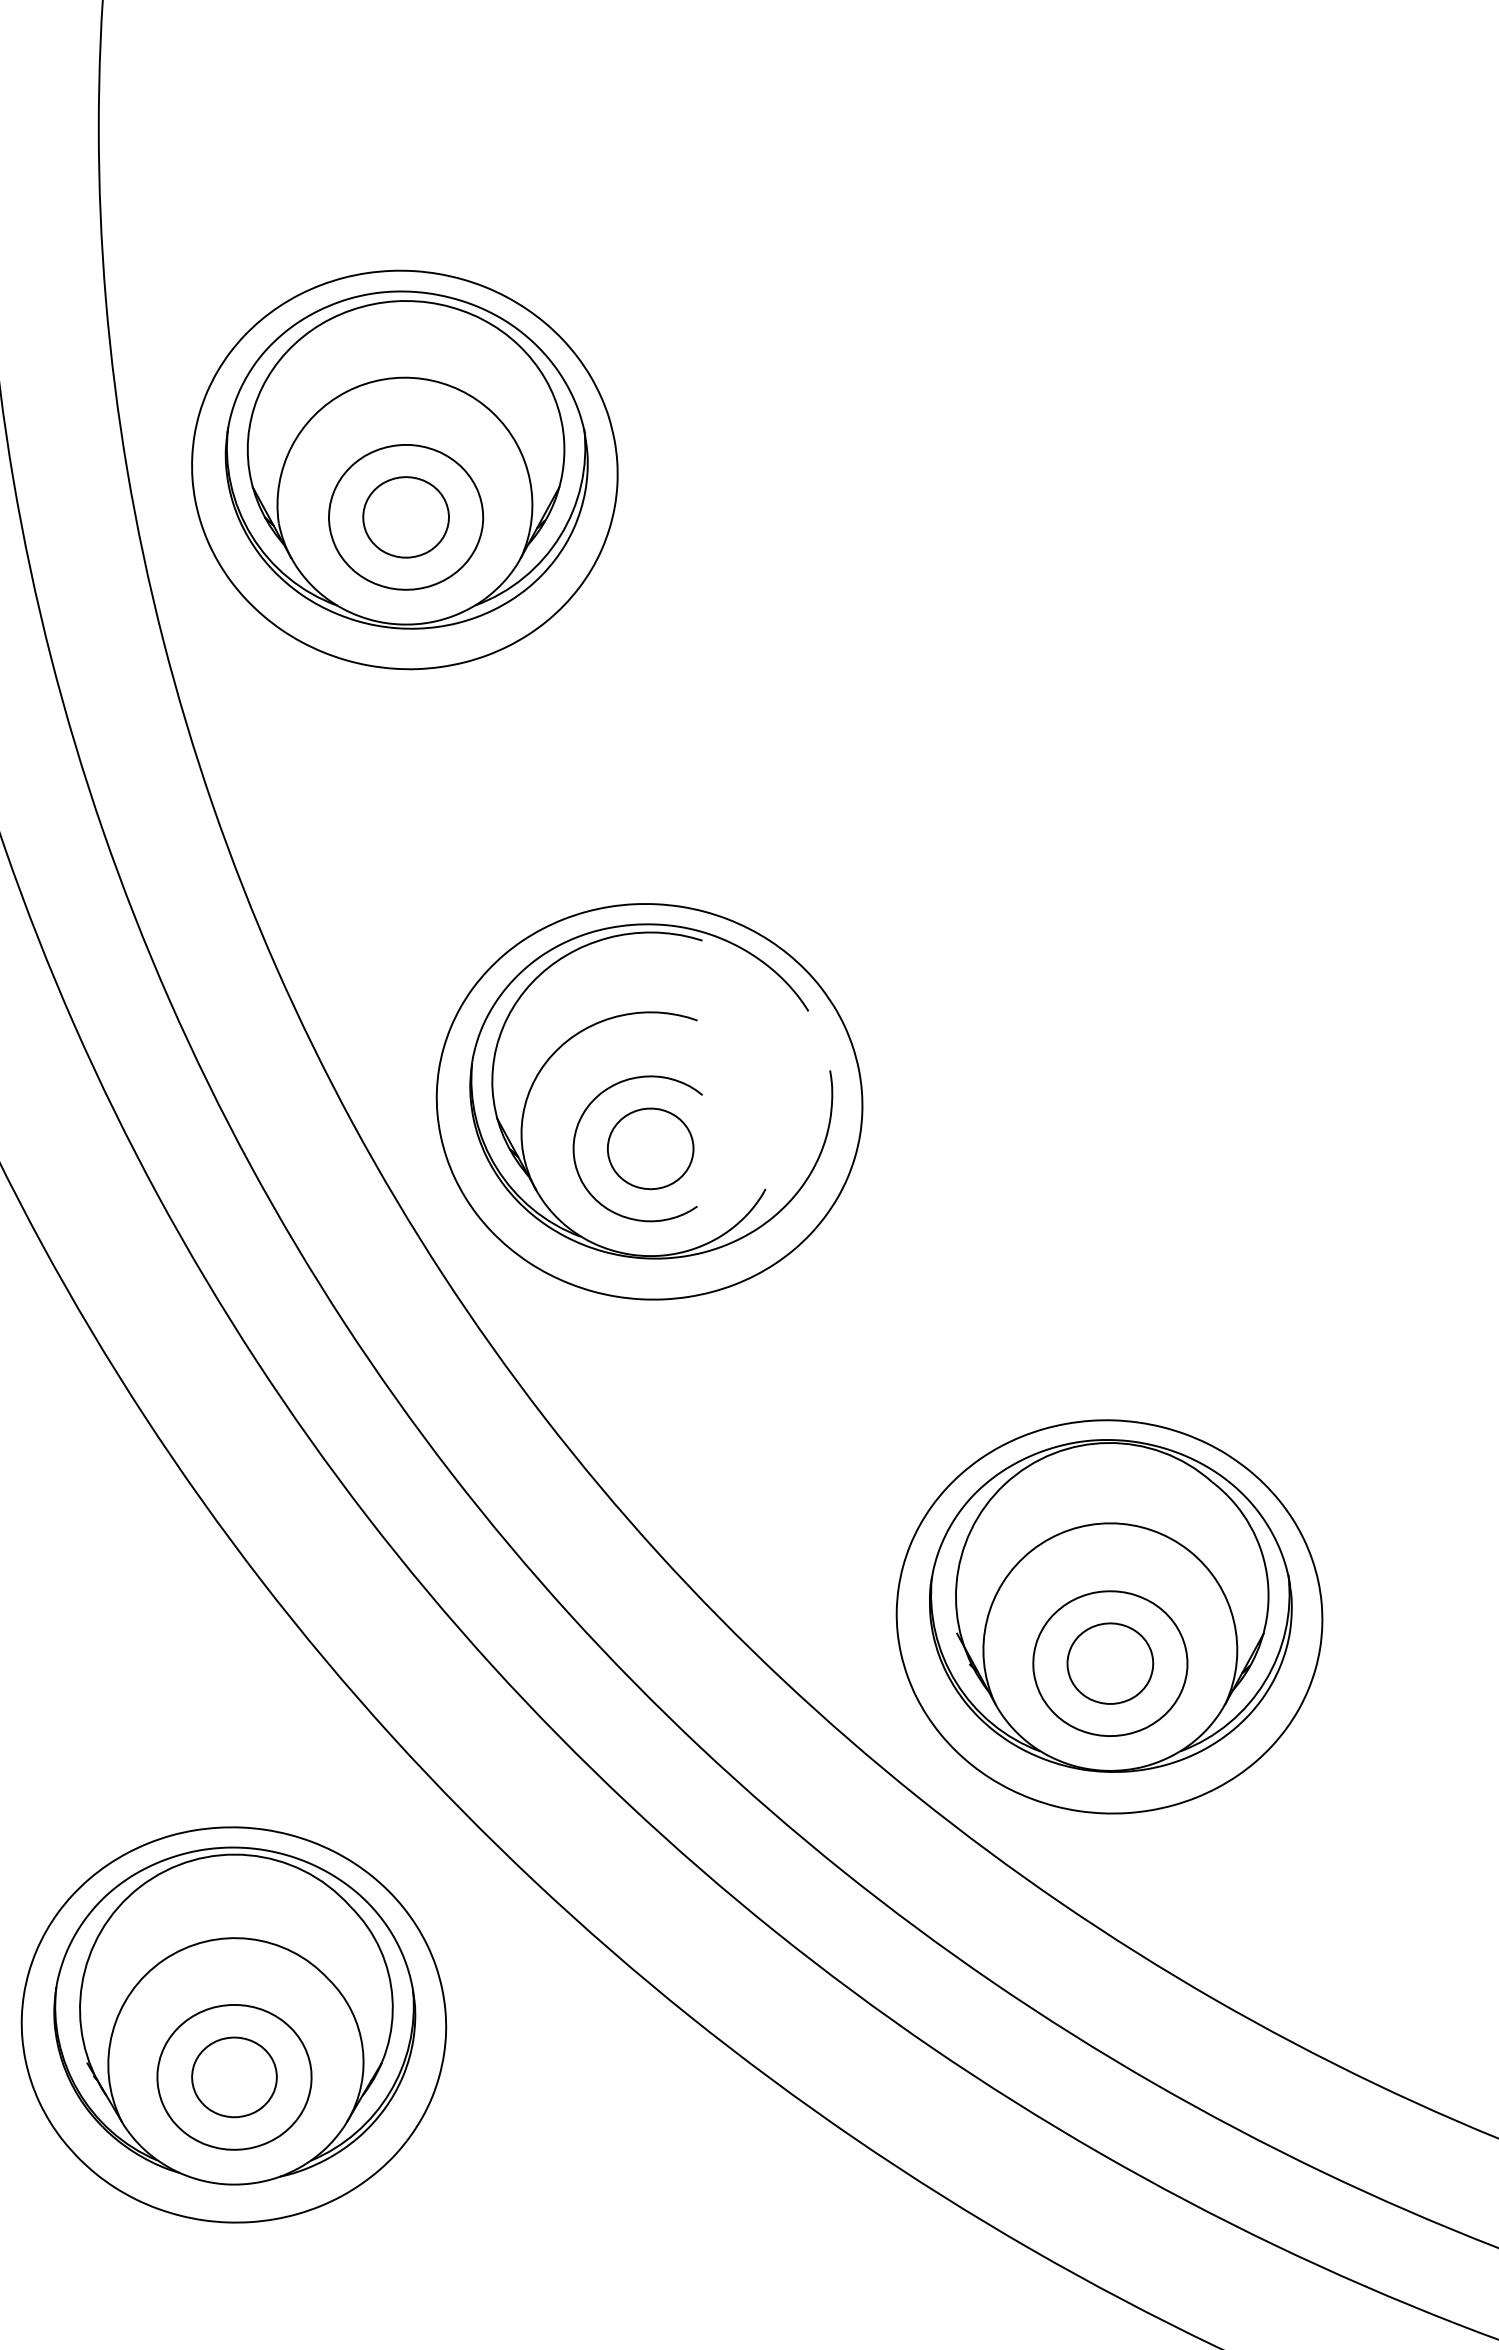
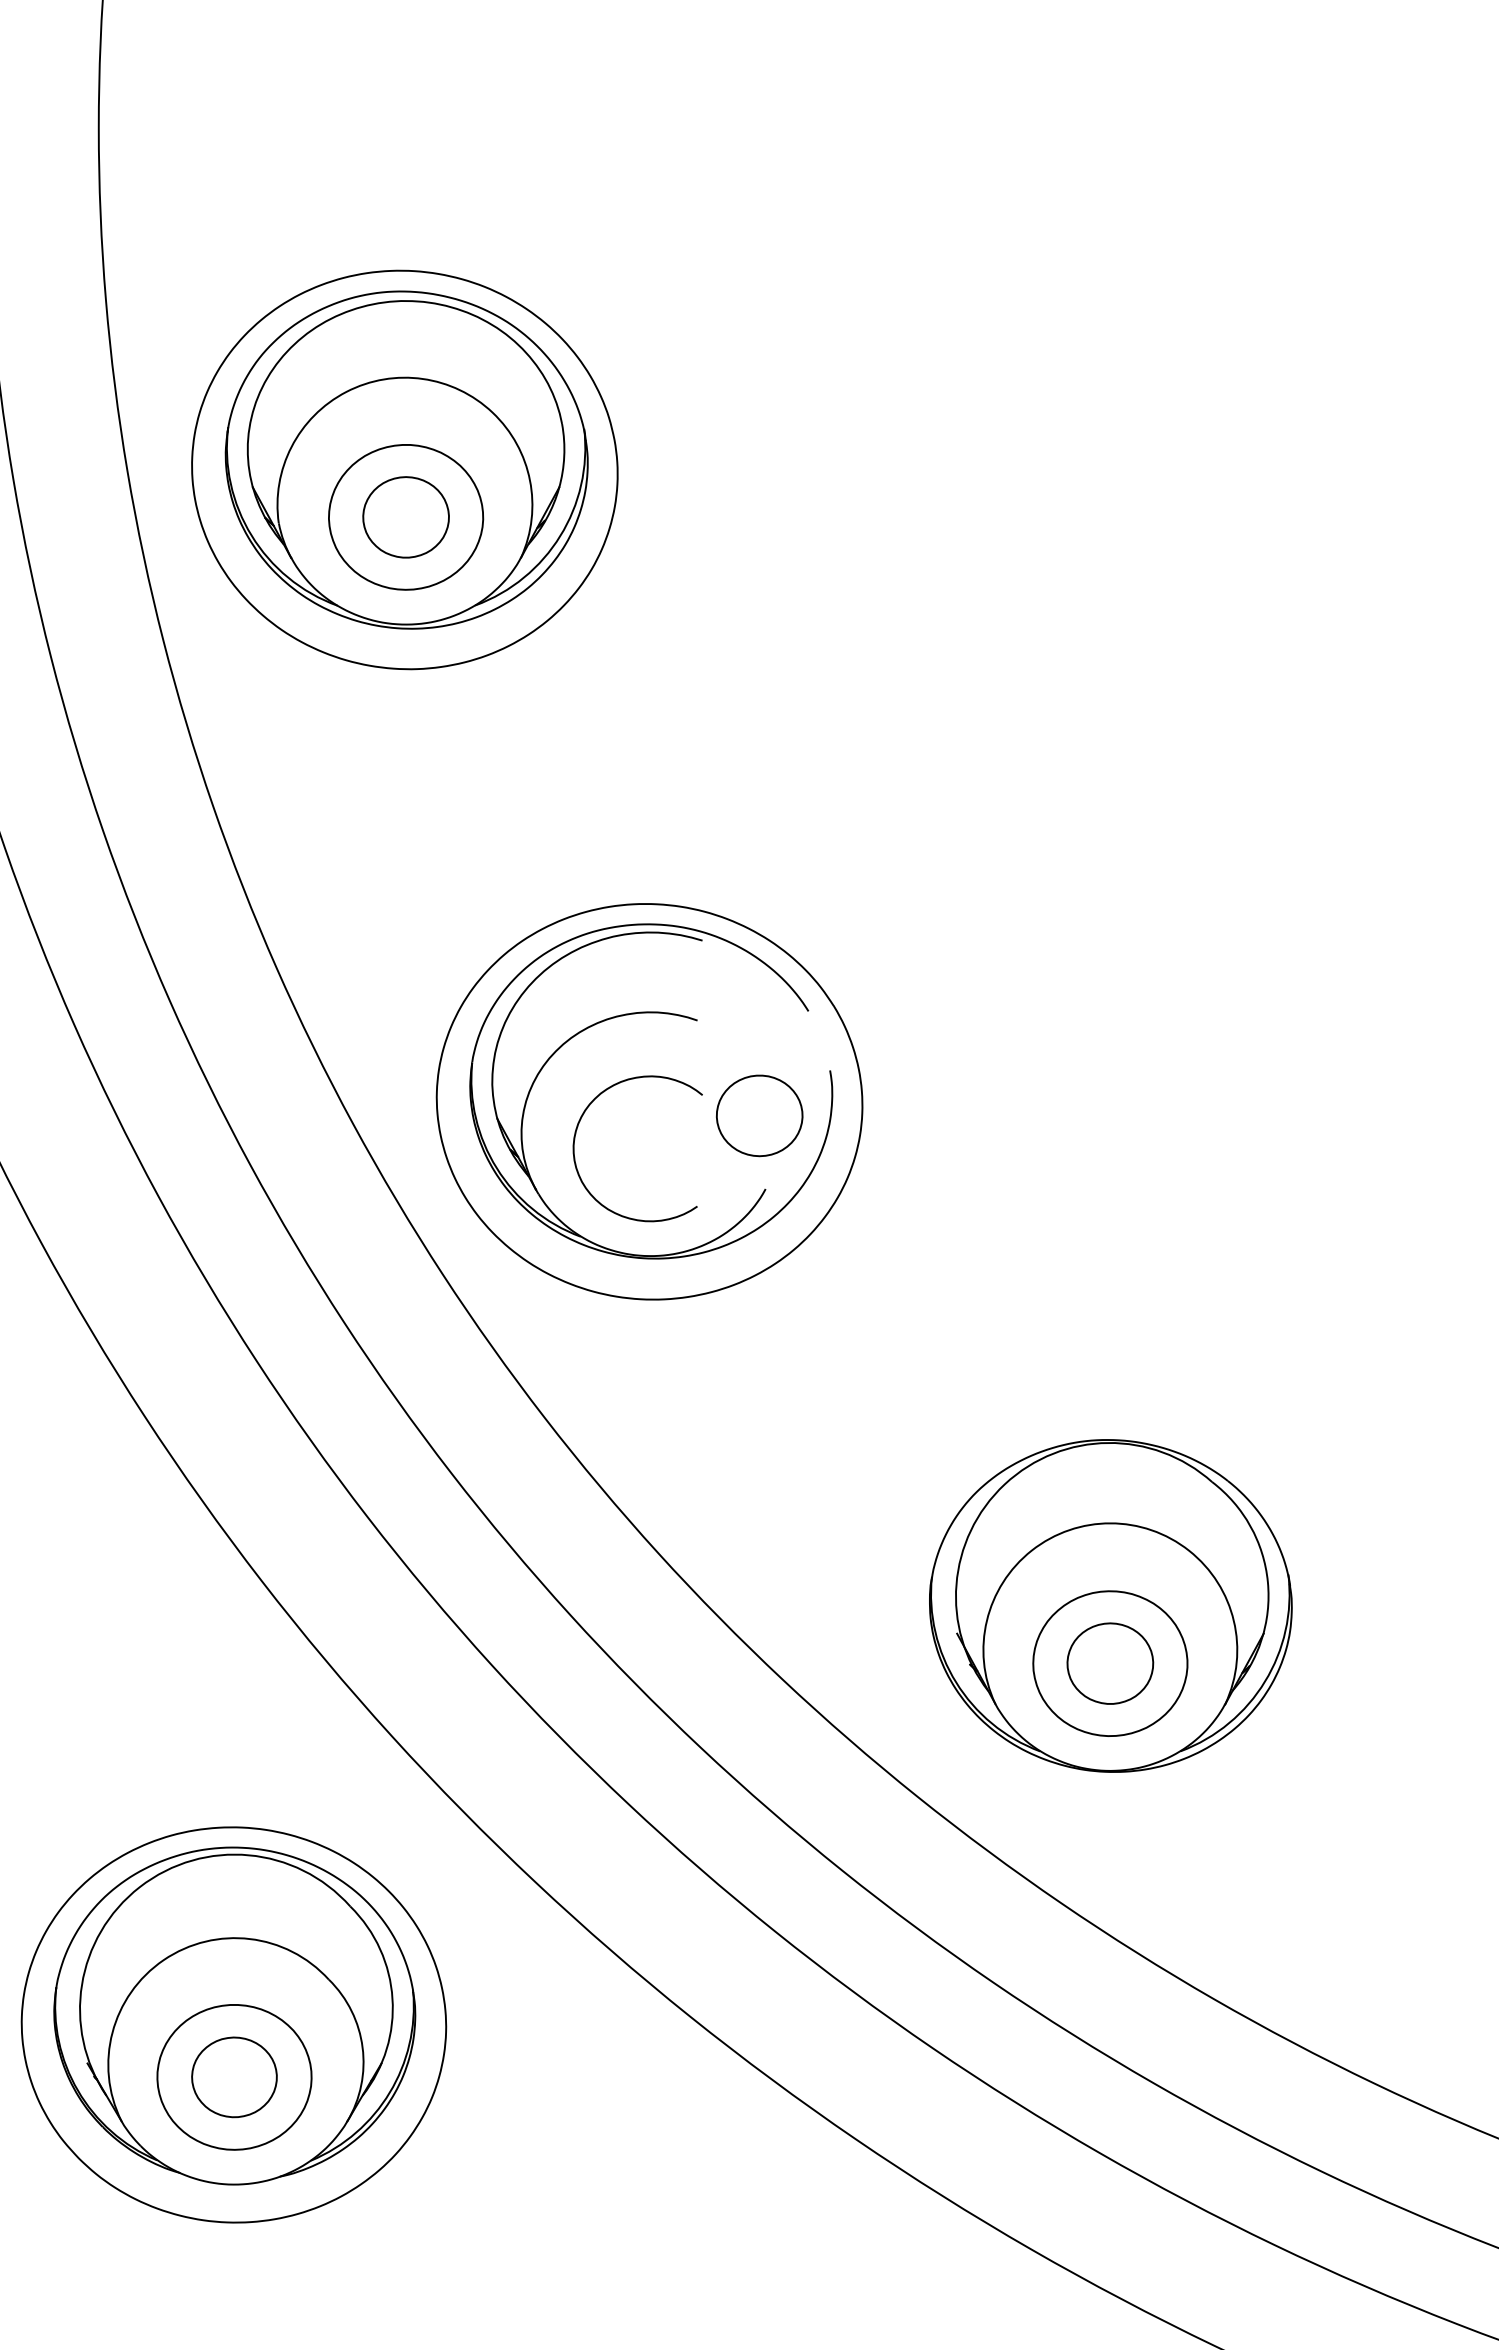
part position: (650, 1148) -> (759, 1115) (759, 1115)
part: present -> none (1109, 1616)
